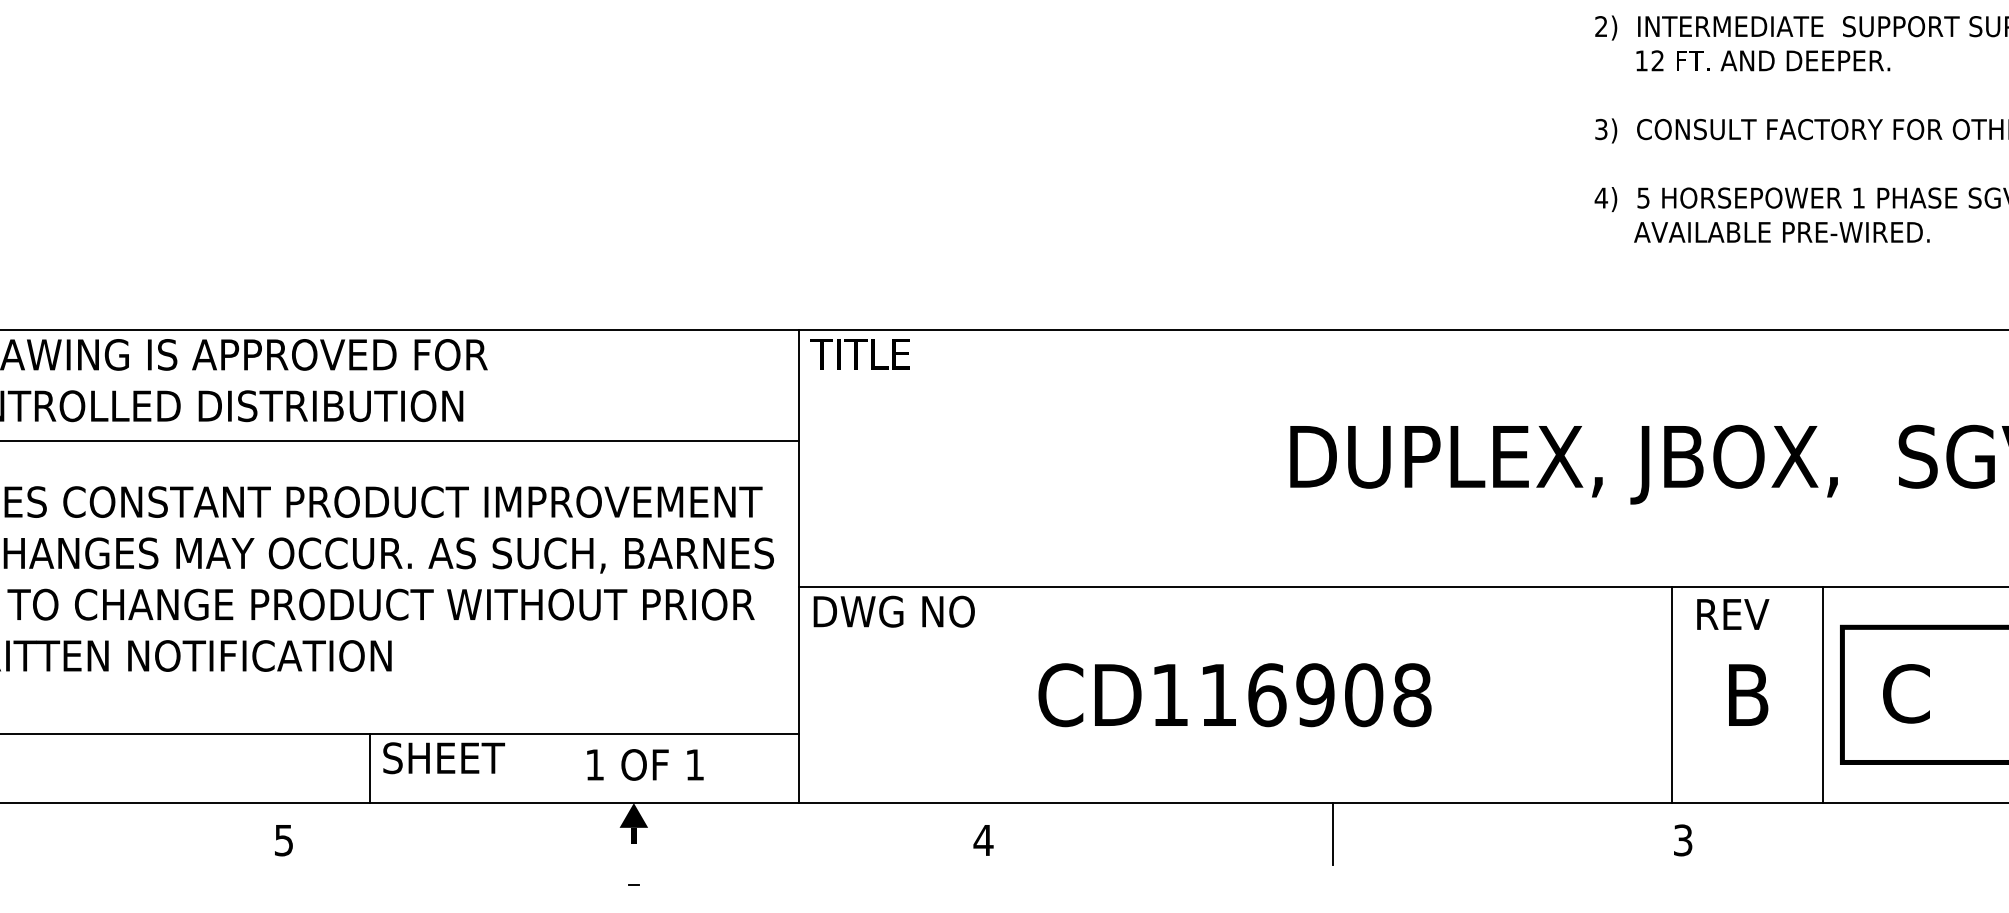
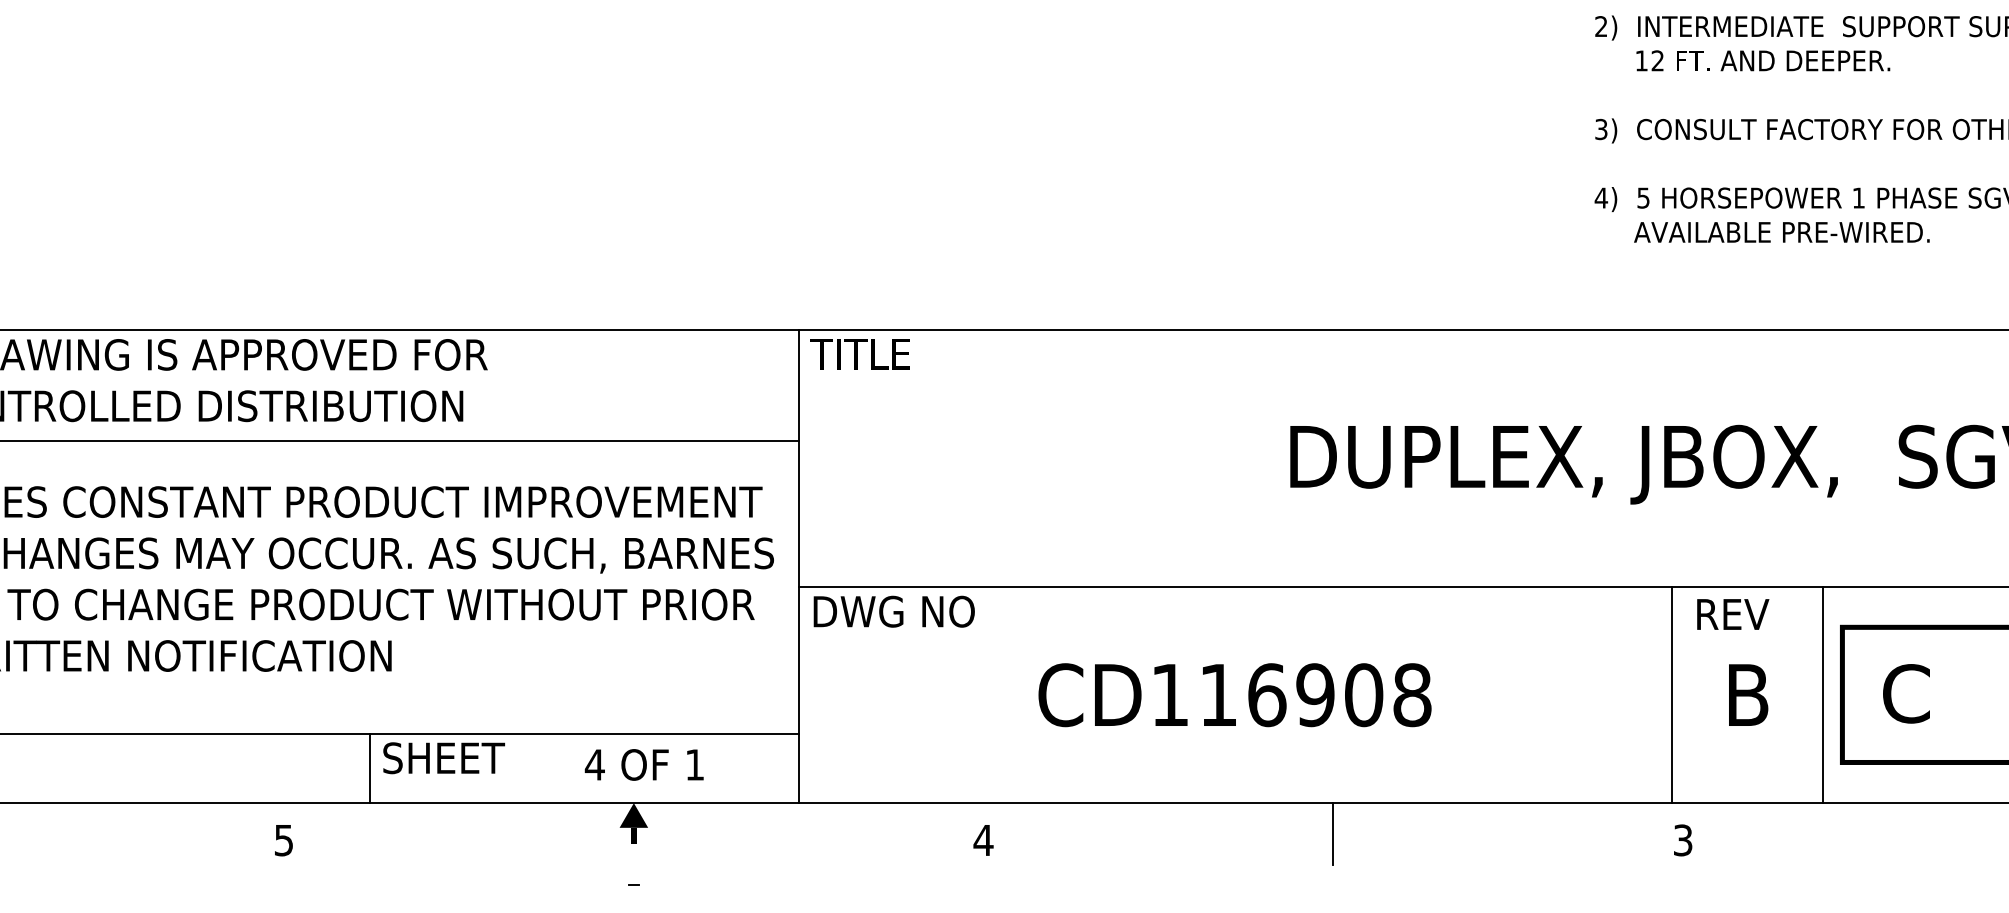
text: 1 -> 4 (594, 764)
